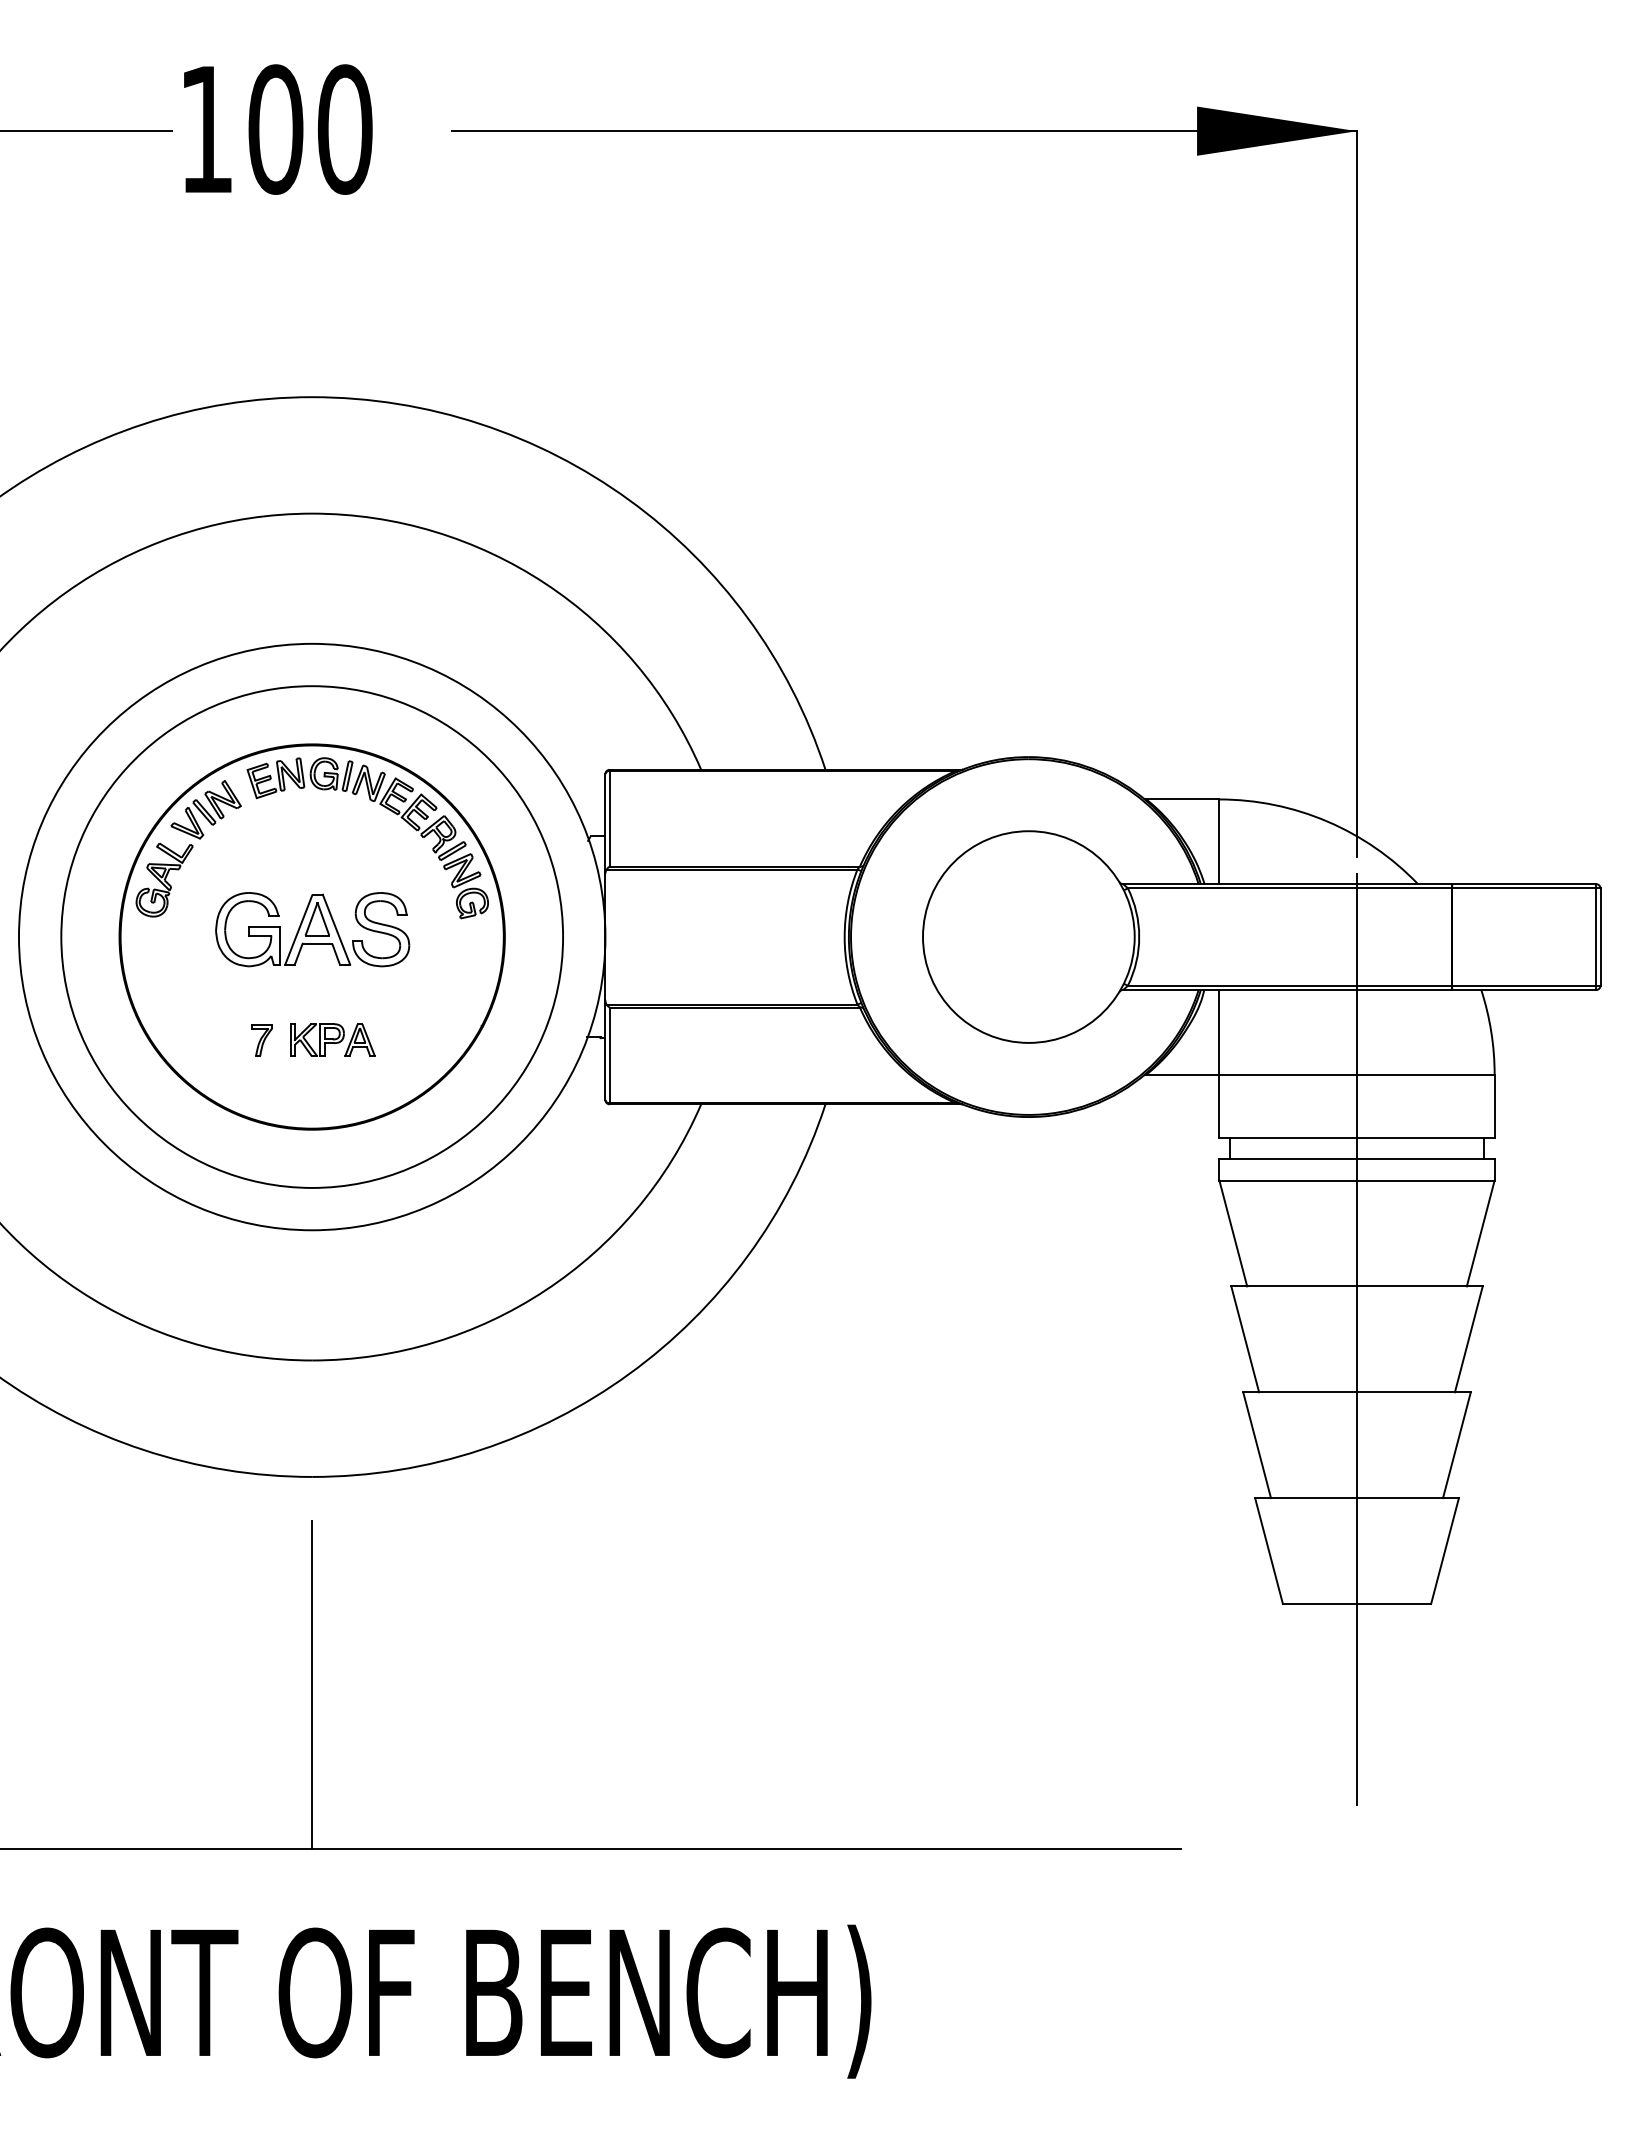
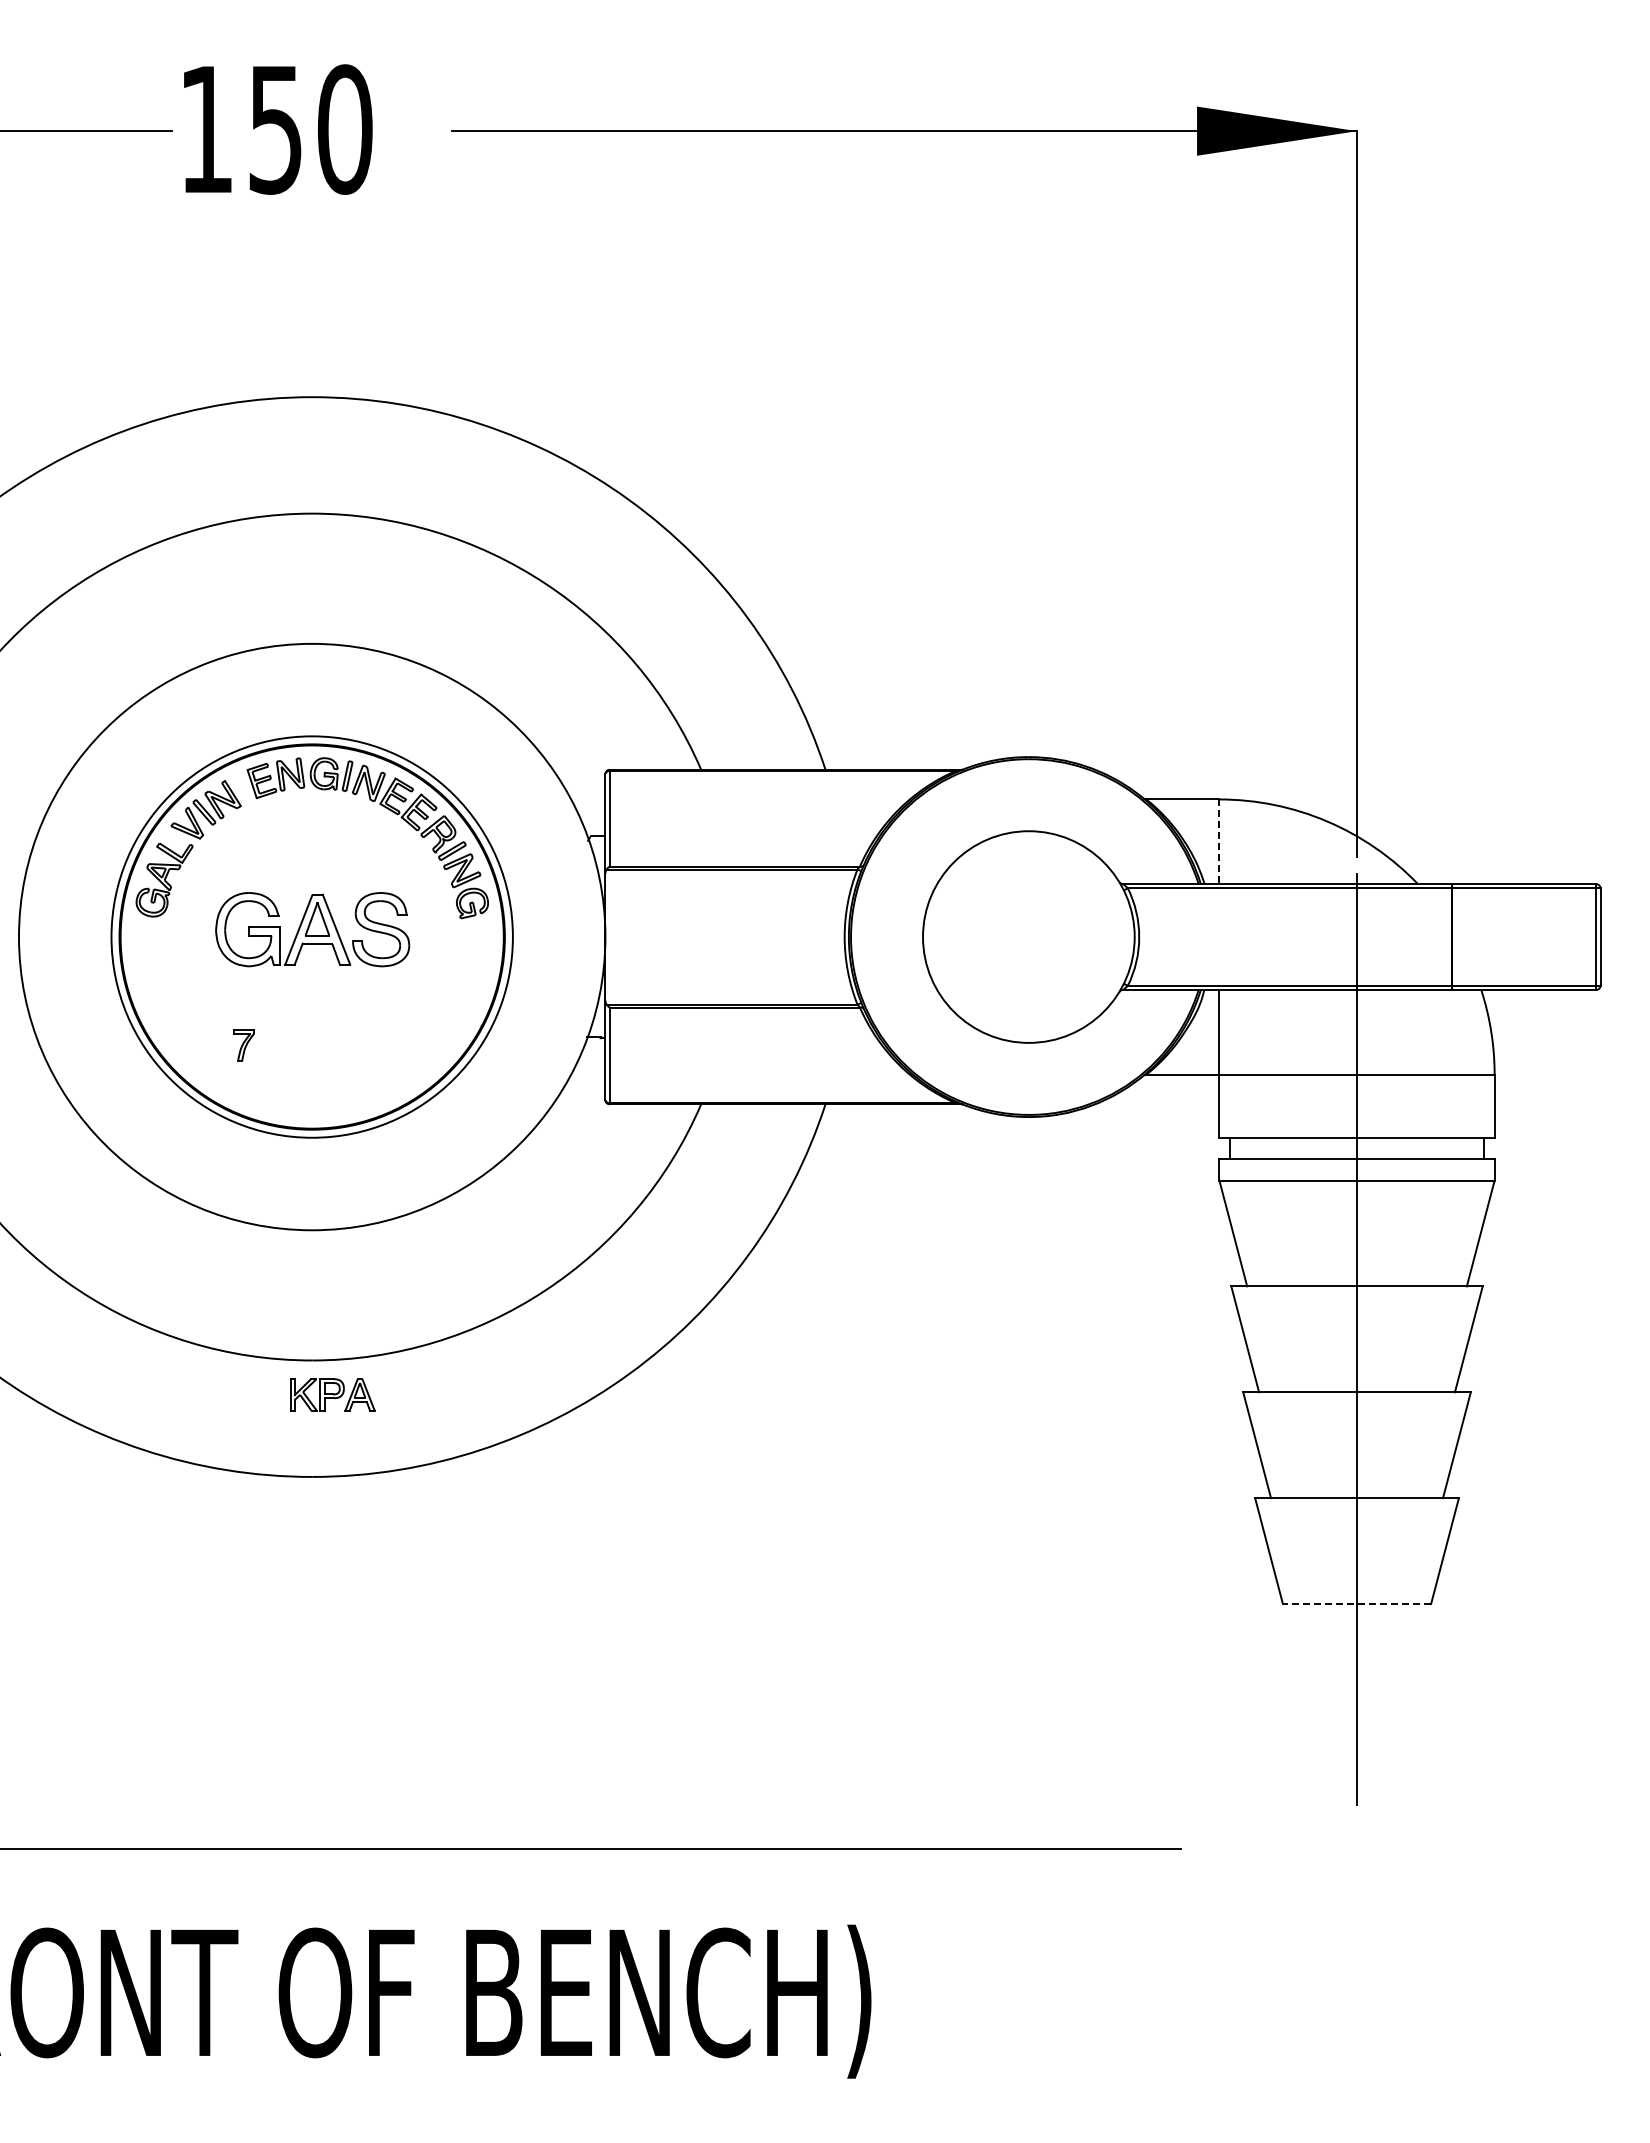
text: 100 -> 150 (275, 129)
line: solid -> dashed (1219, 842)
circle diameter: 502 px -> 401 px (311, 936)
part position: (332, 1039) -> (332, 1394) (332, 1394)
part position: (261, 1040) -> (243, 1045) (243, 1045)
line: solid -> dashed (1356, 1603)
line: present -> none (312, 1685)
